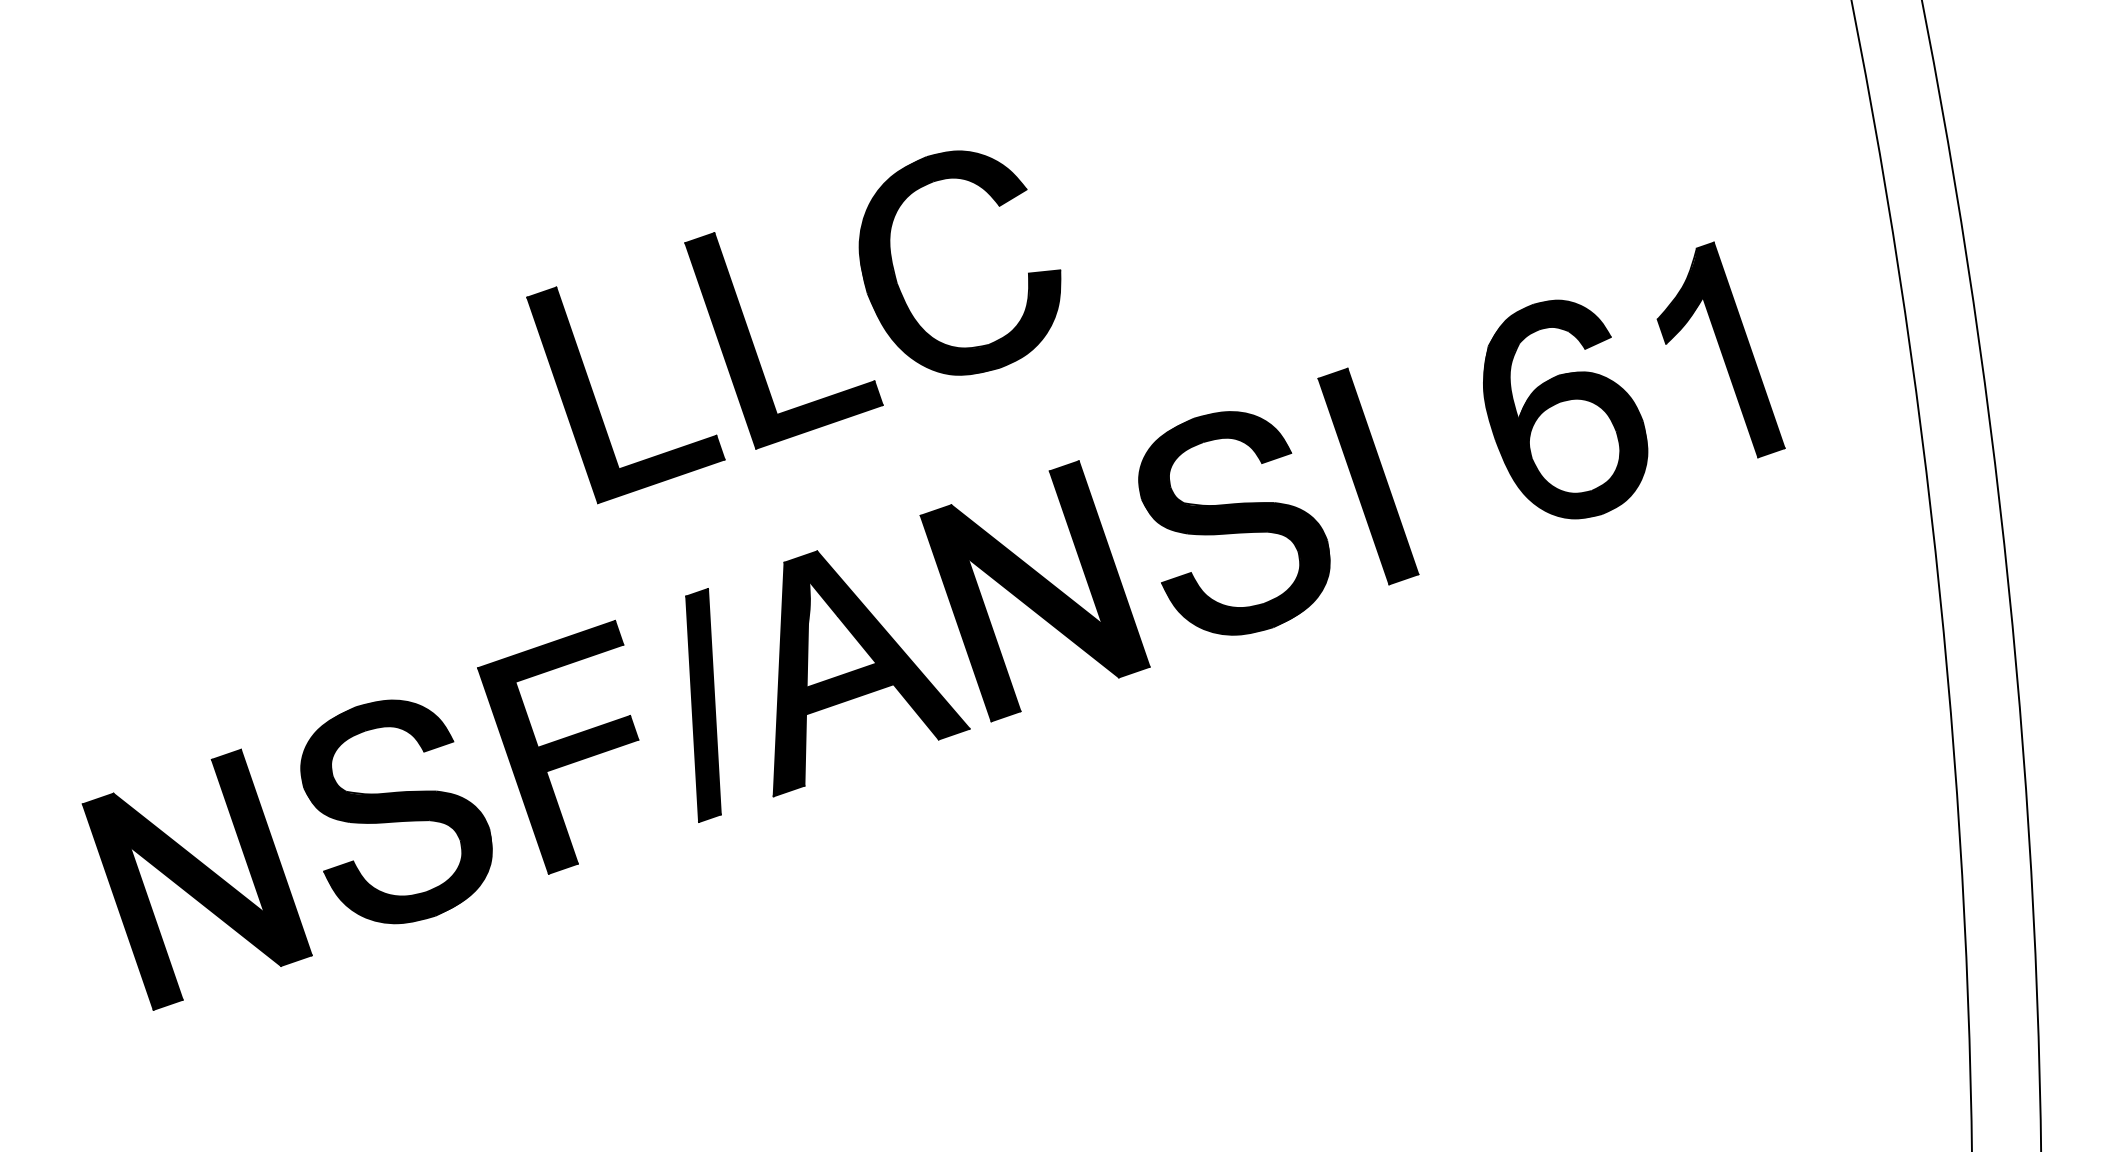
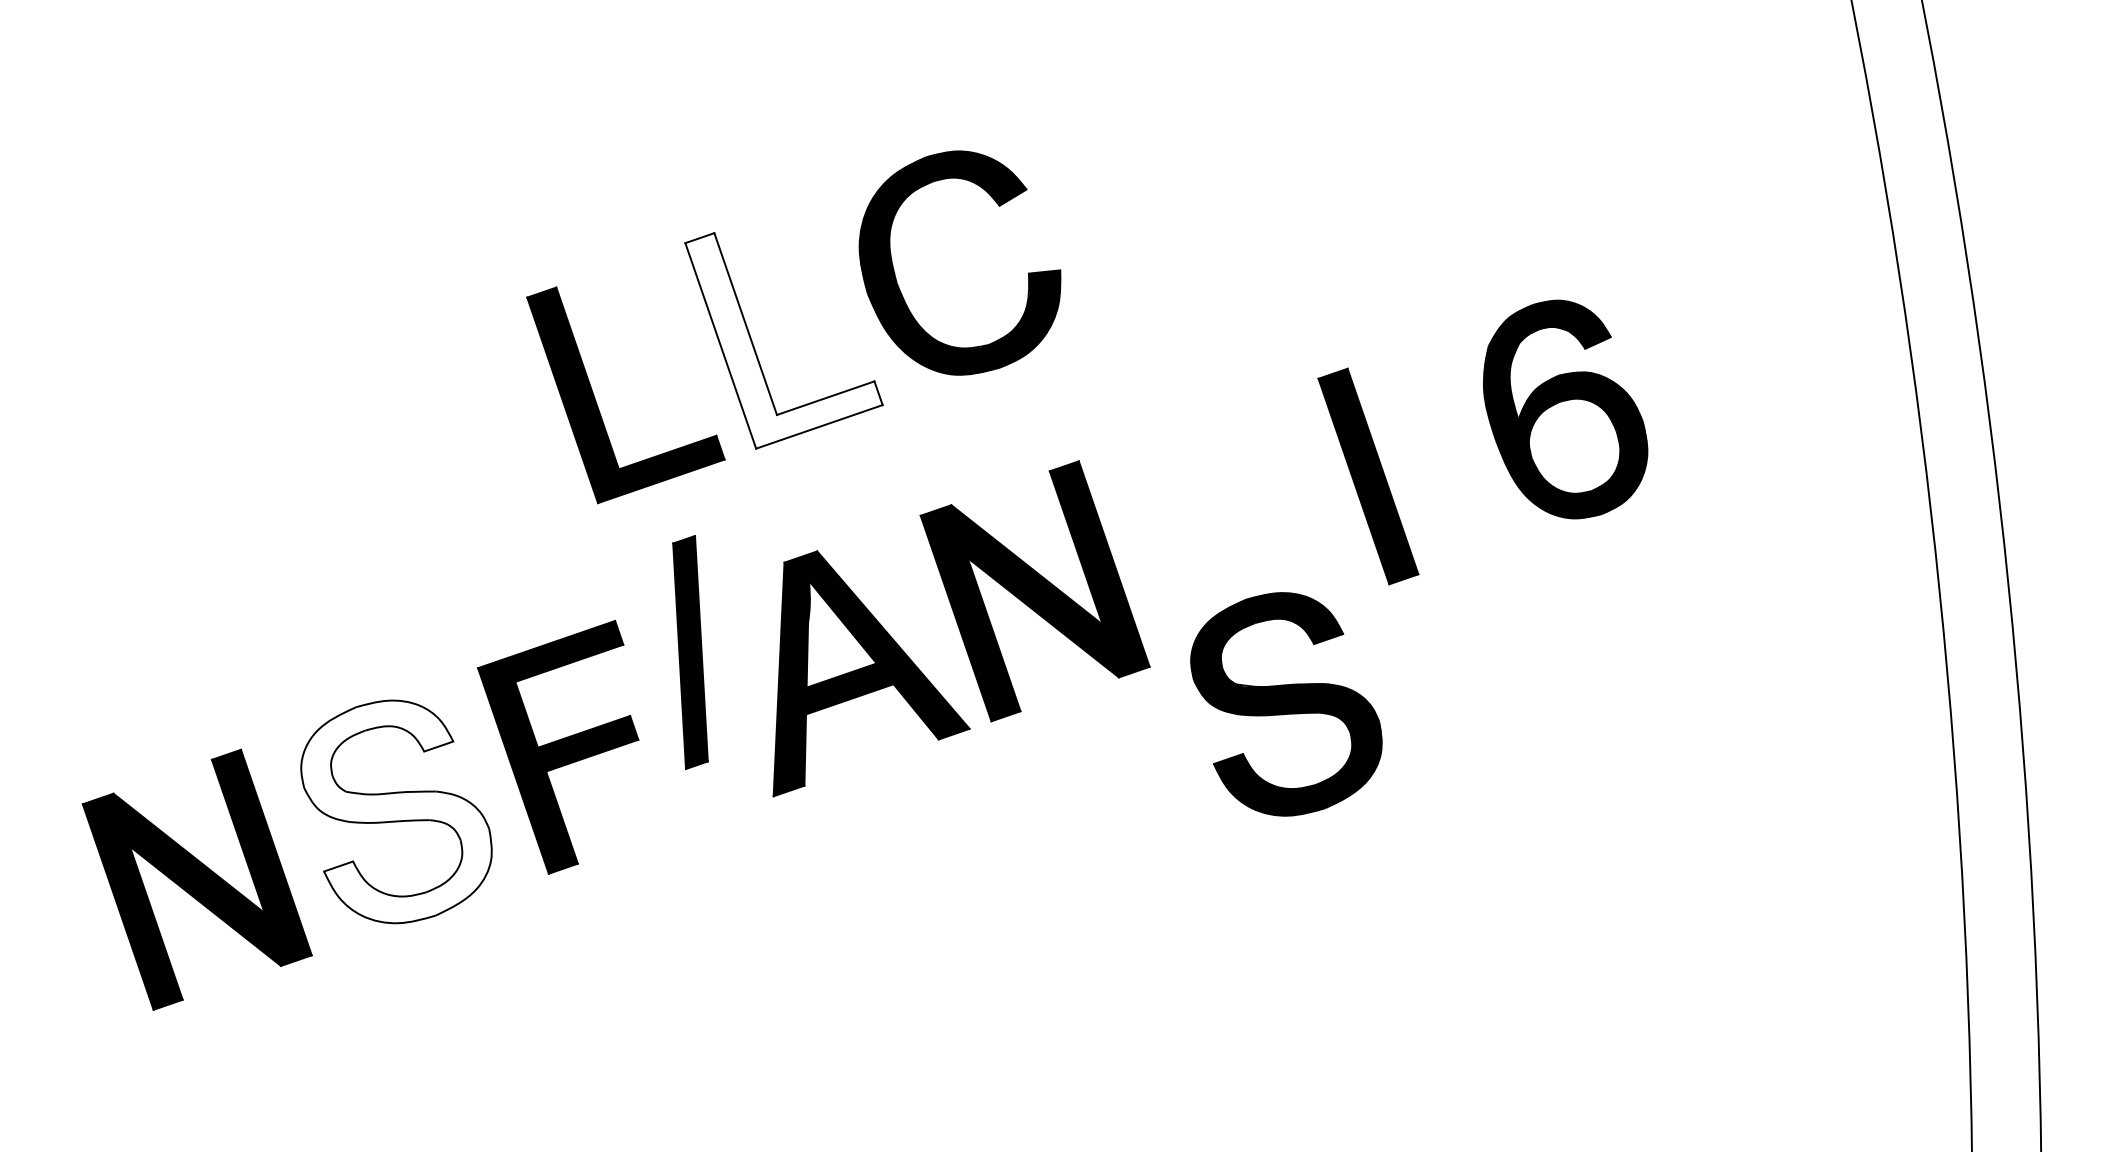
fill: present -> none (783, 340)
part: present -> none (1720, 349)
part position: (1234, 523) -> (1286, 704) (1286, 704)
part position: (703, 705) -> (690, 652) (690, 652)
fill: present -> none (396, 811)
